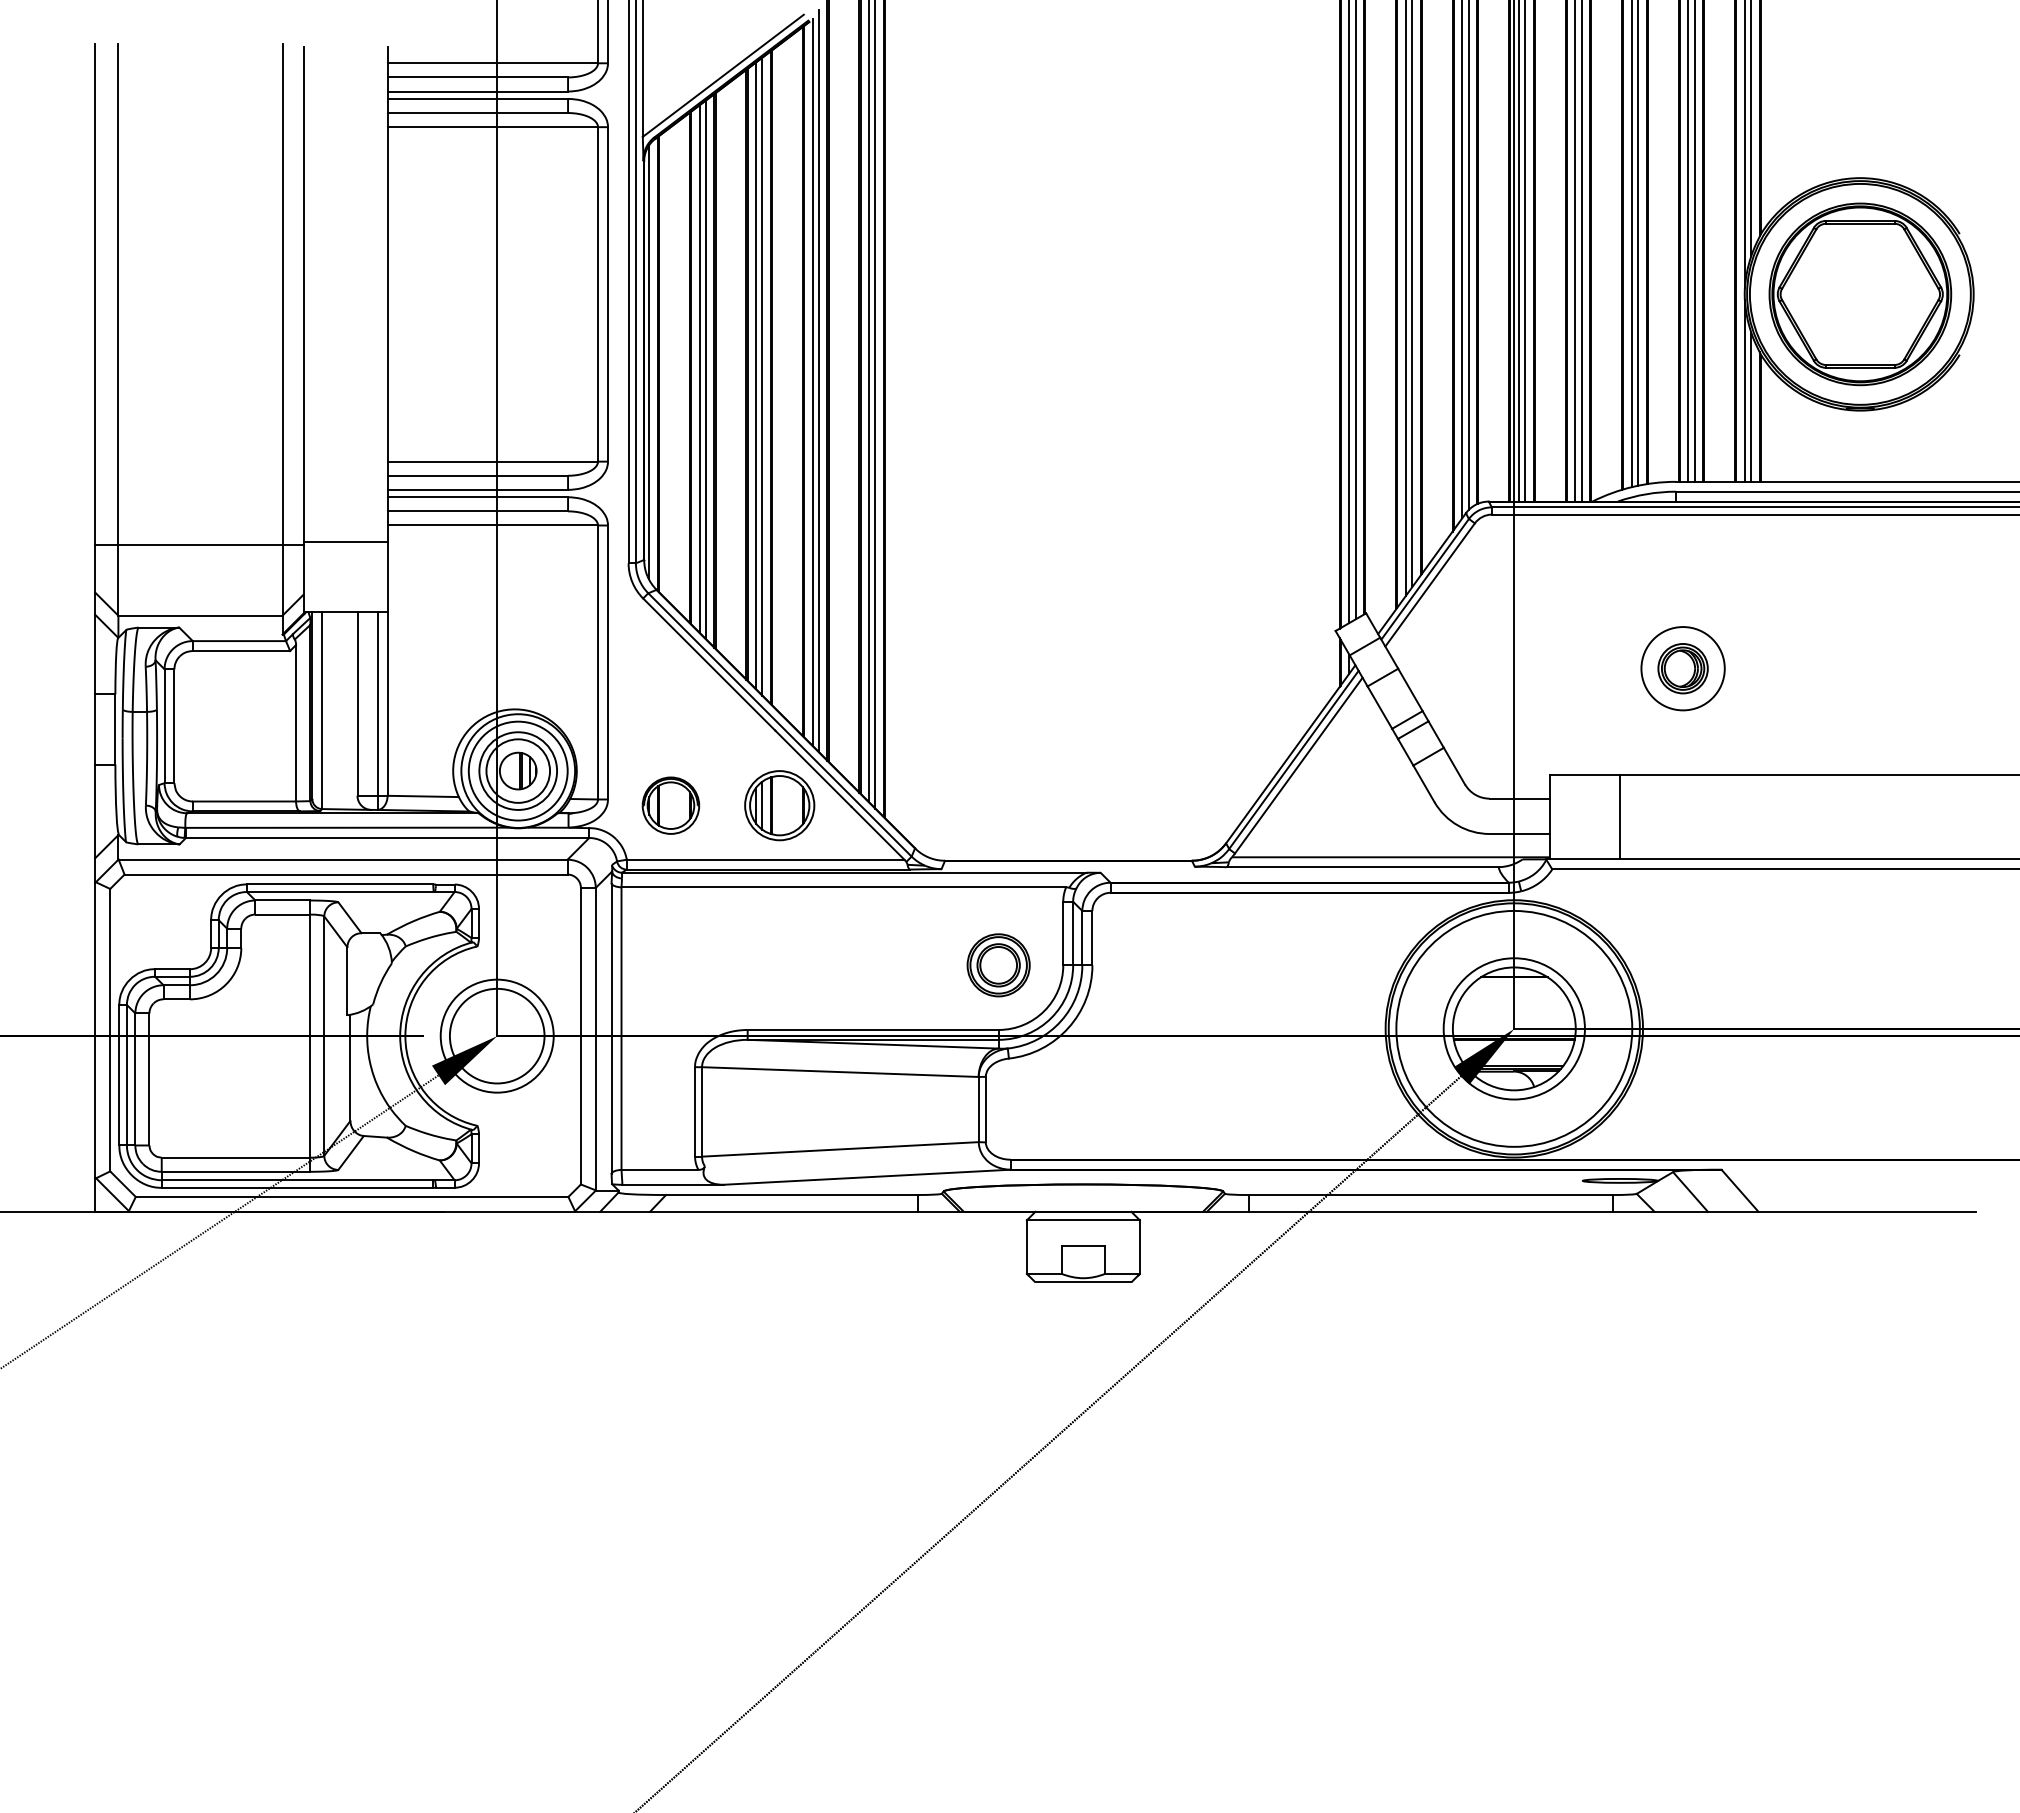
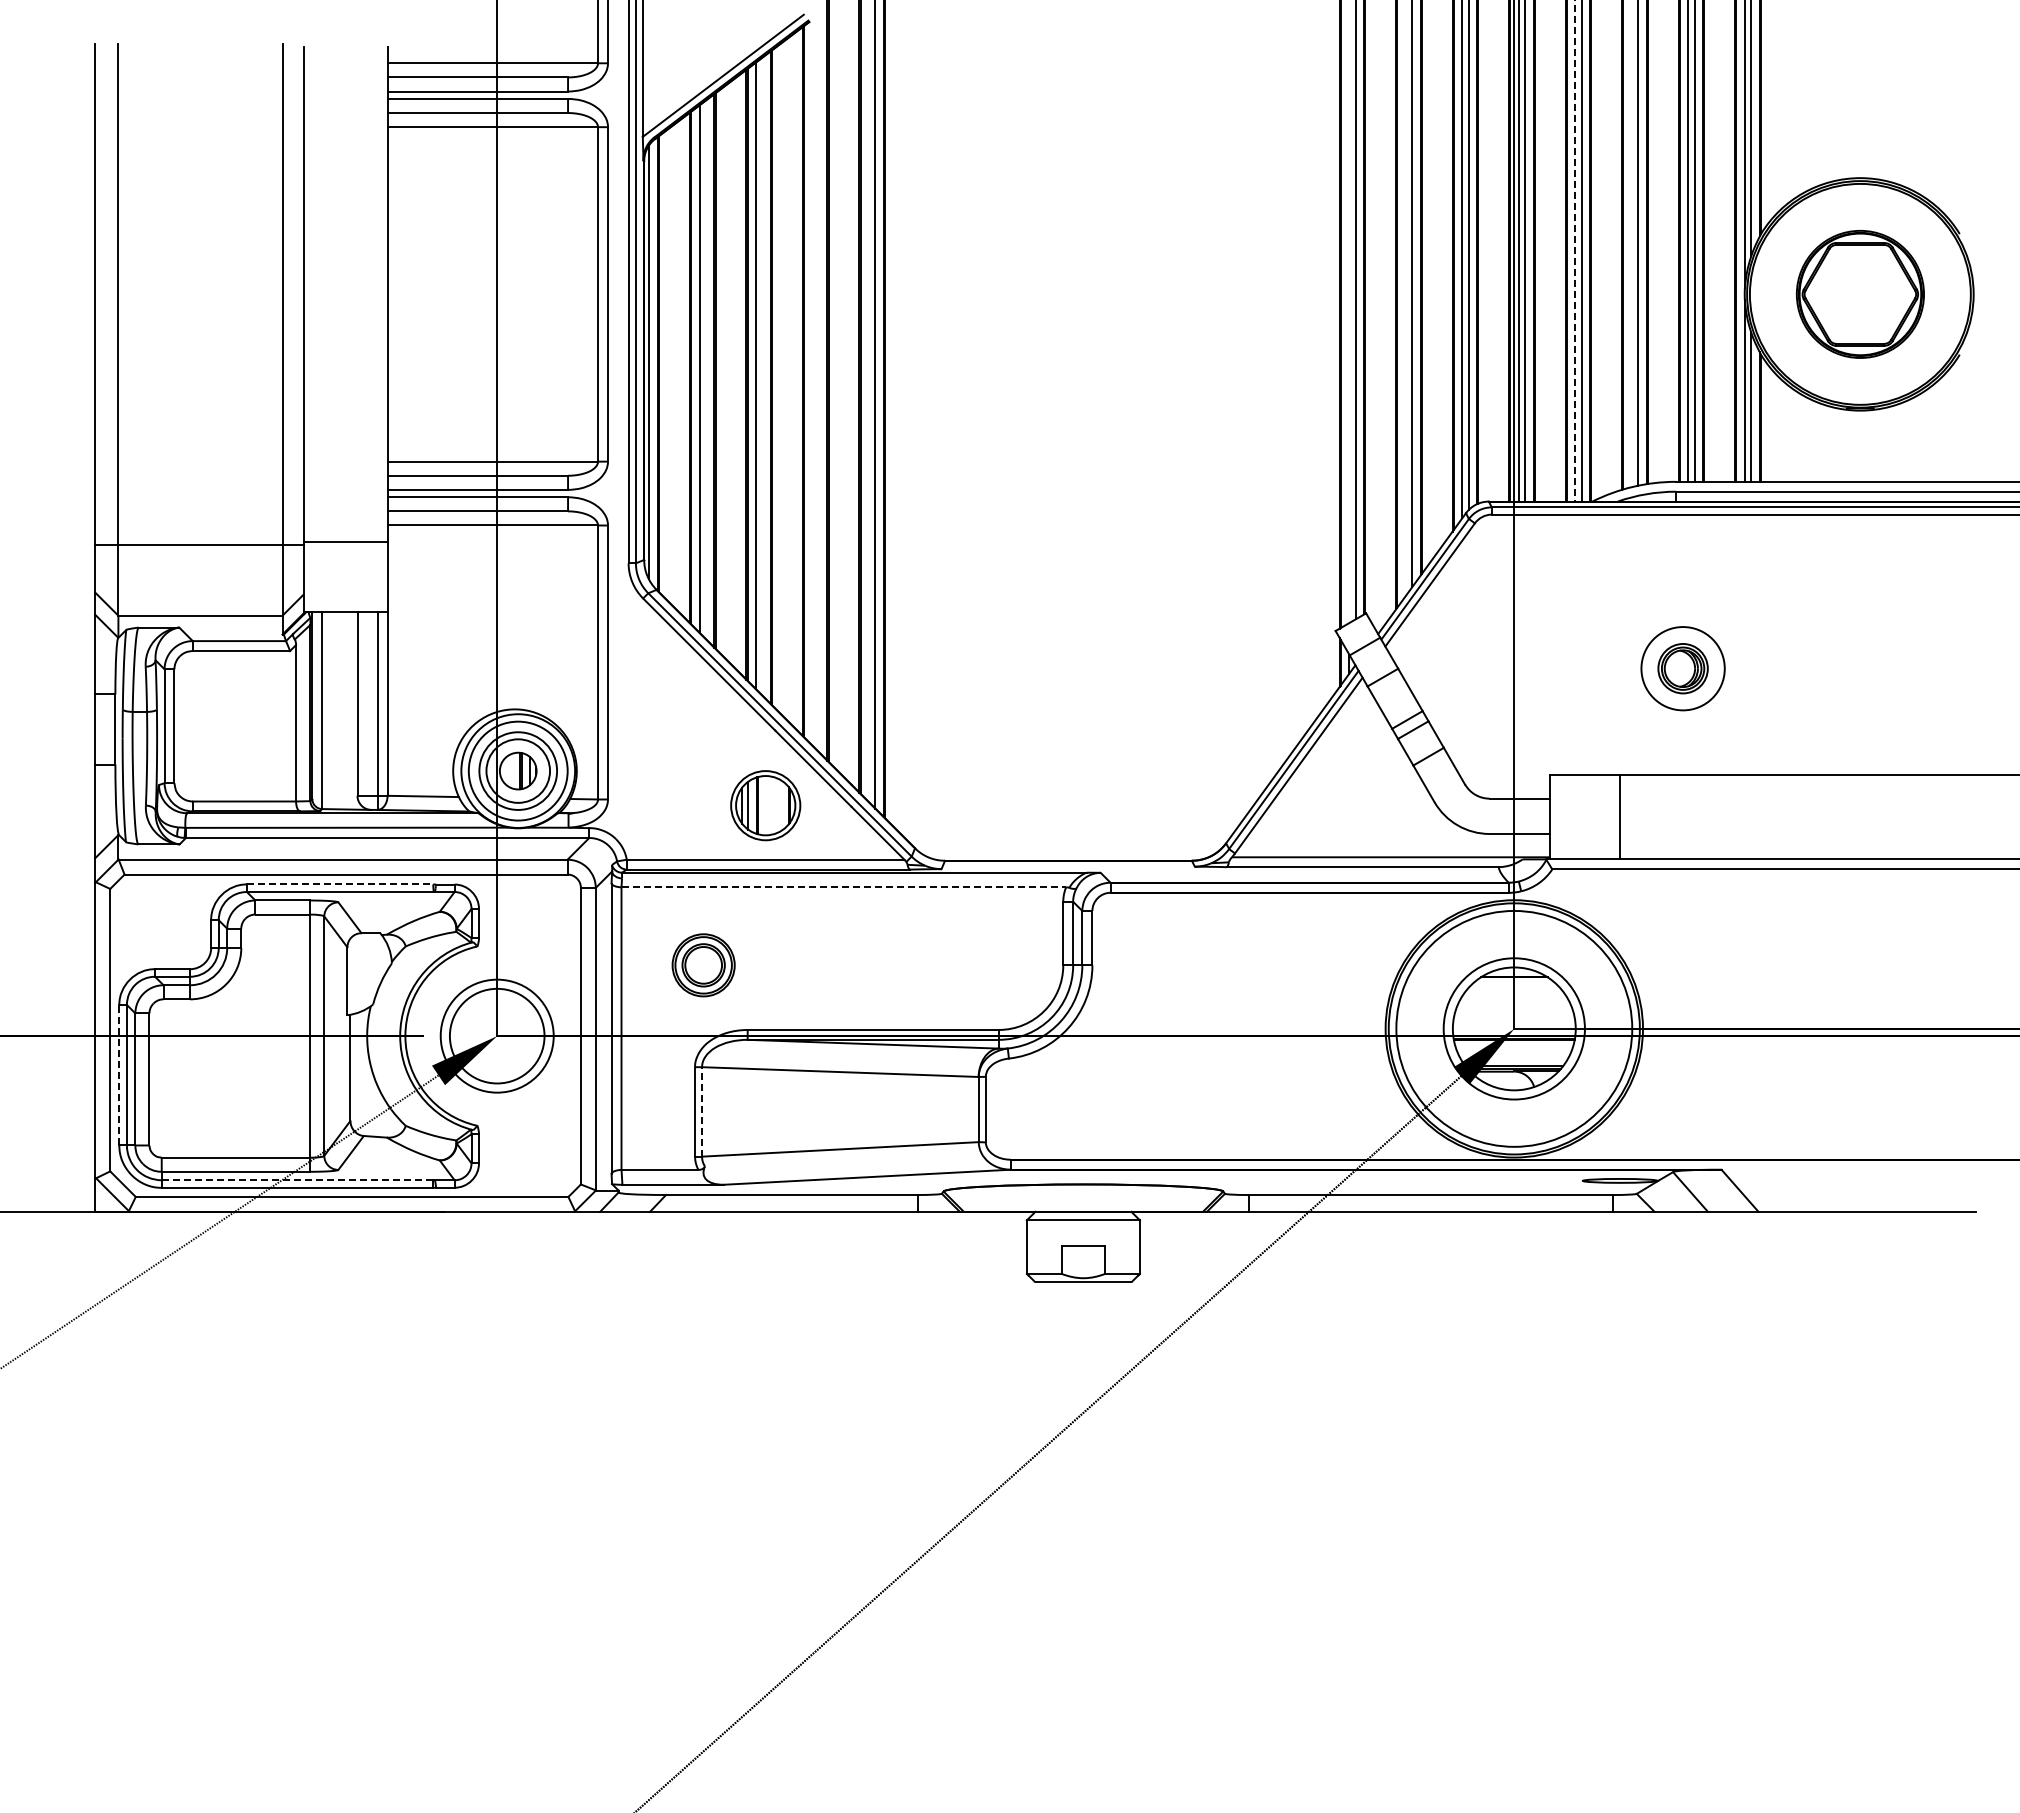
line: present -> none (1631, 244)
line: solid -> dashed (1575, 251)
part size: 185x185 px -> 129x129 px (1860, 294)
line: present -> none (1405, 298)
line: present -> none (1349, 312)
line: present -> none (705, 369)
line: present -> none (762, 376)
line: present -> none (818, 380)
line: present -> none (812, 382)
line: present -> none (869, 402)
part: present -> none (670, 805)
part position: (779, 805) -> (765, 805) (765, 805)
line: solid -> dashed (340, 884)
line: solid -> dashed (844, 887)
part position: (998, 965) -> (703, 965) (703, 965)
line: solid -> dashed (119, 1074)
line: solid -> dashed (702, 1111)
line: solid -> dashed (297, 1180)
